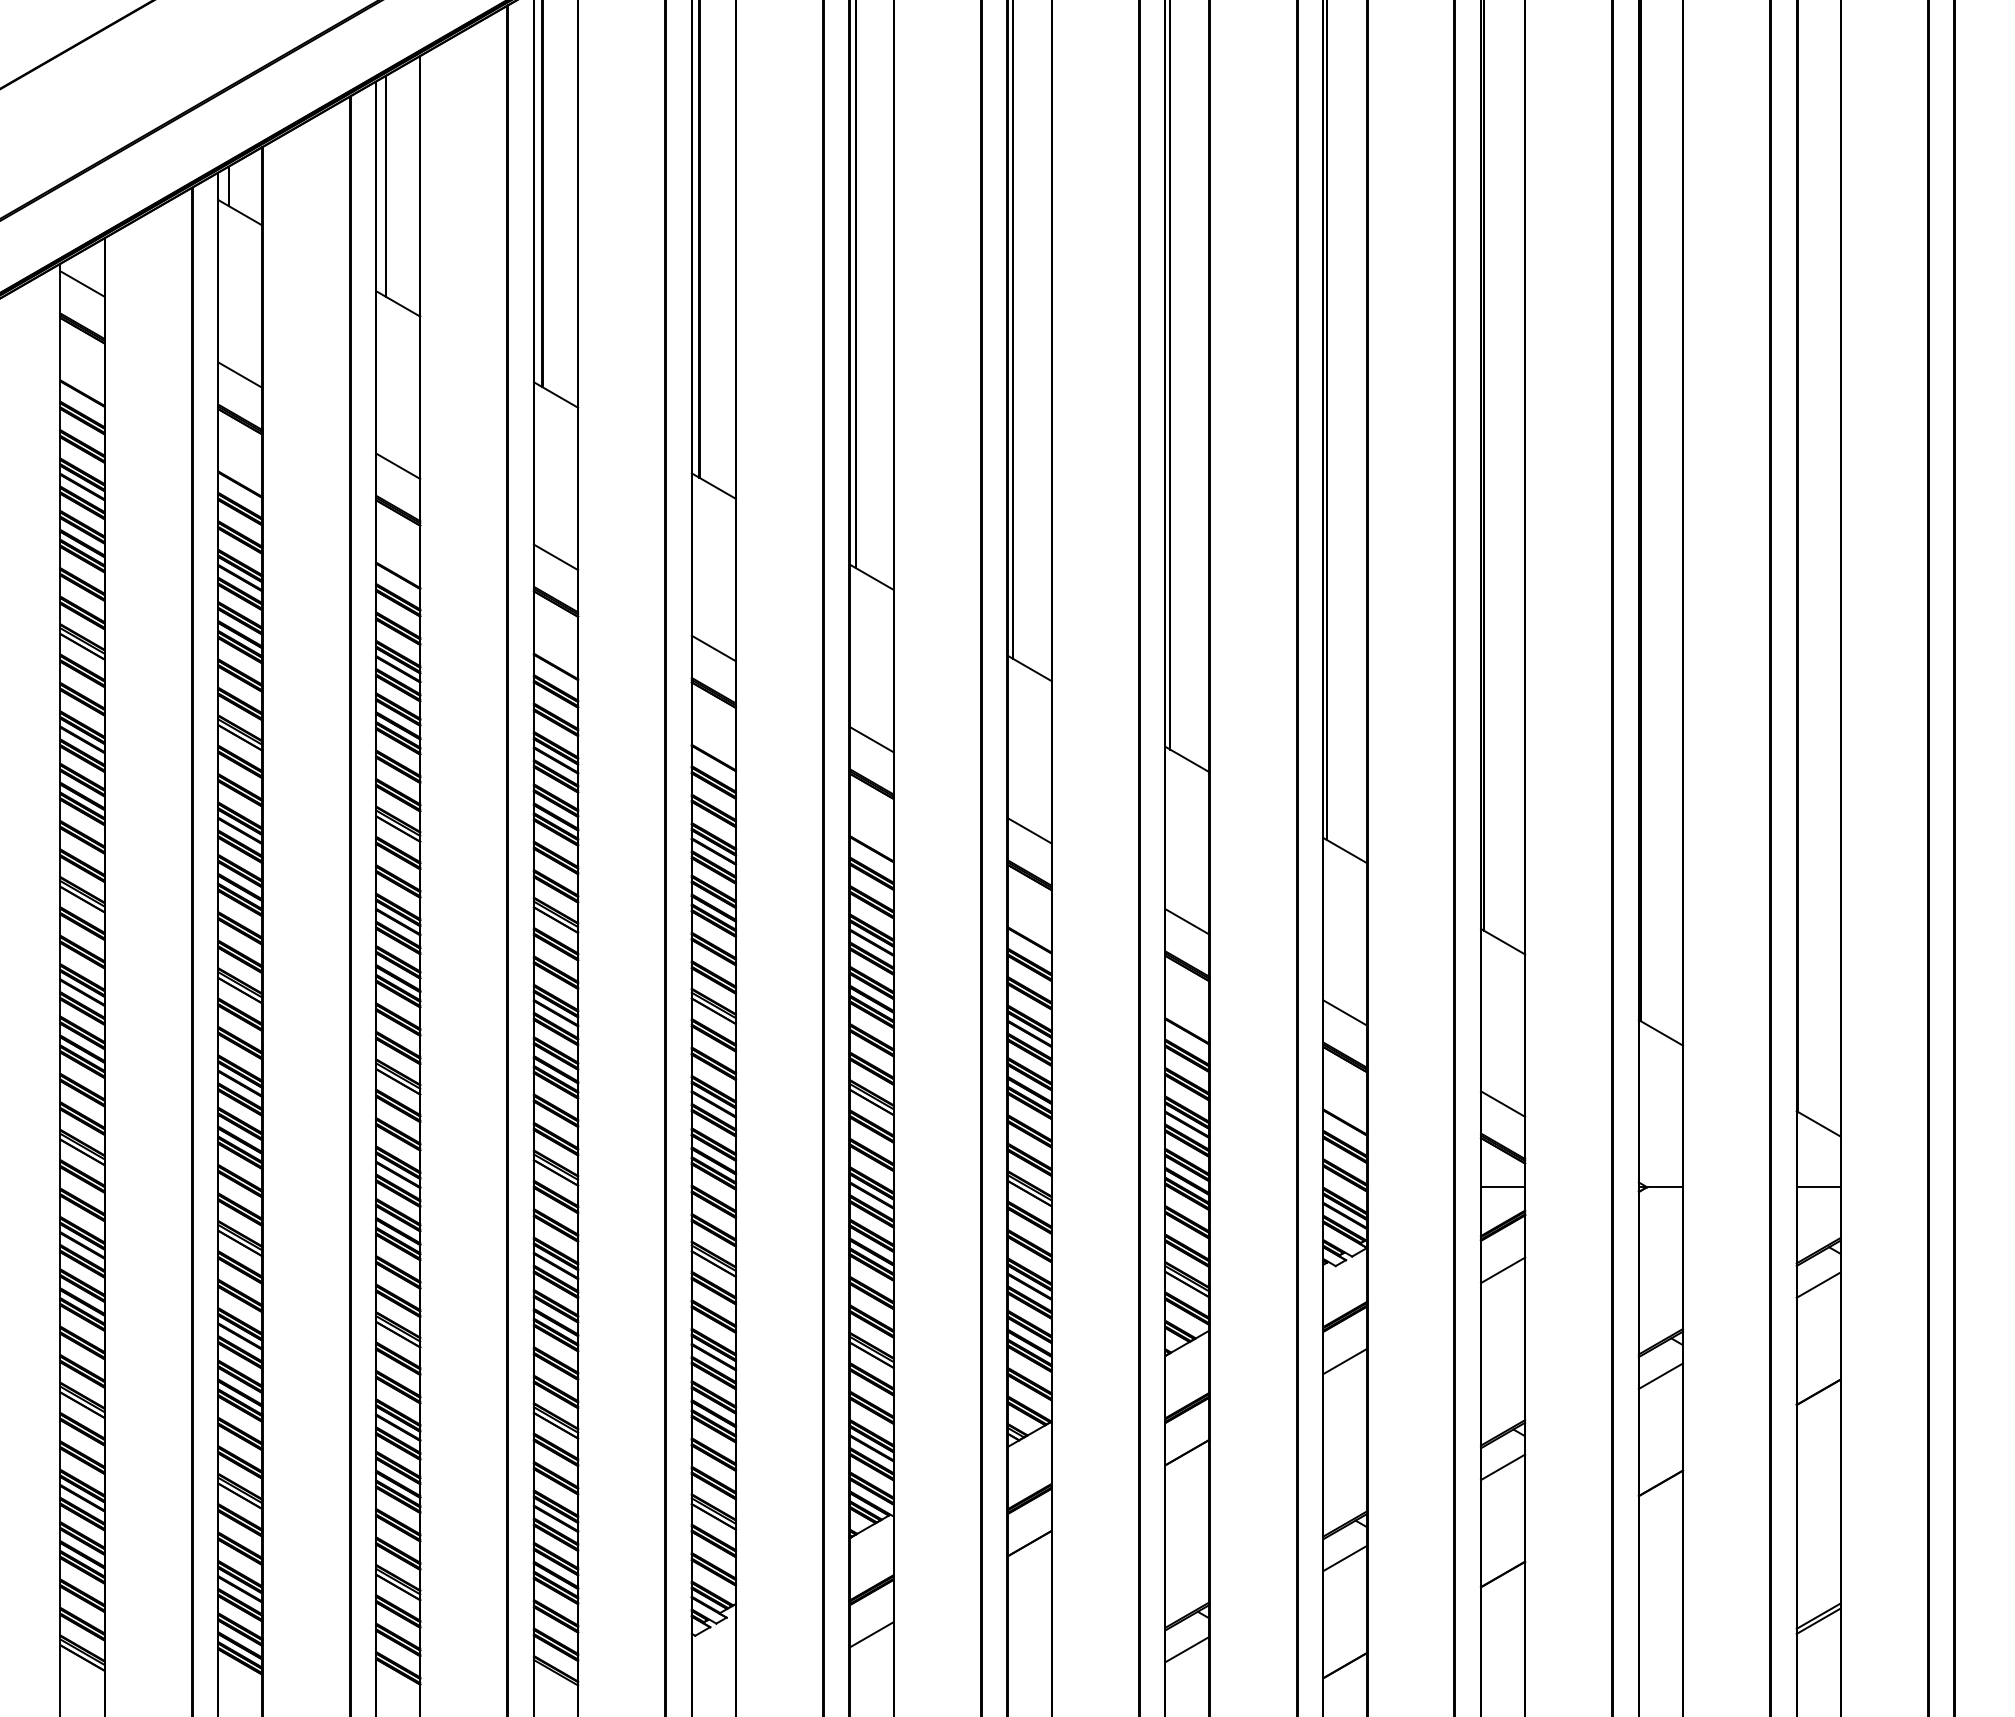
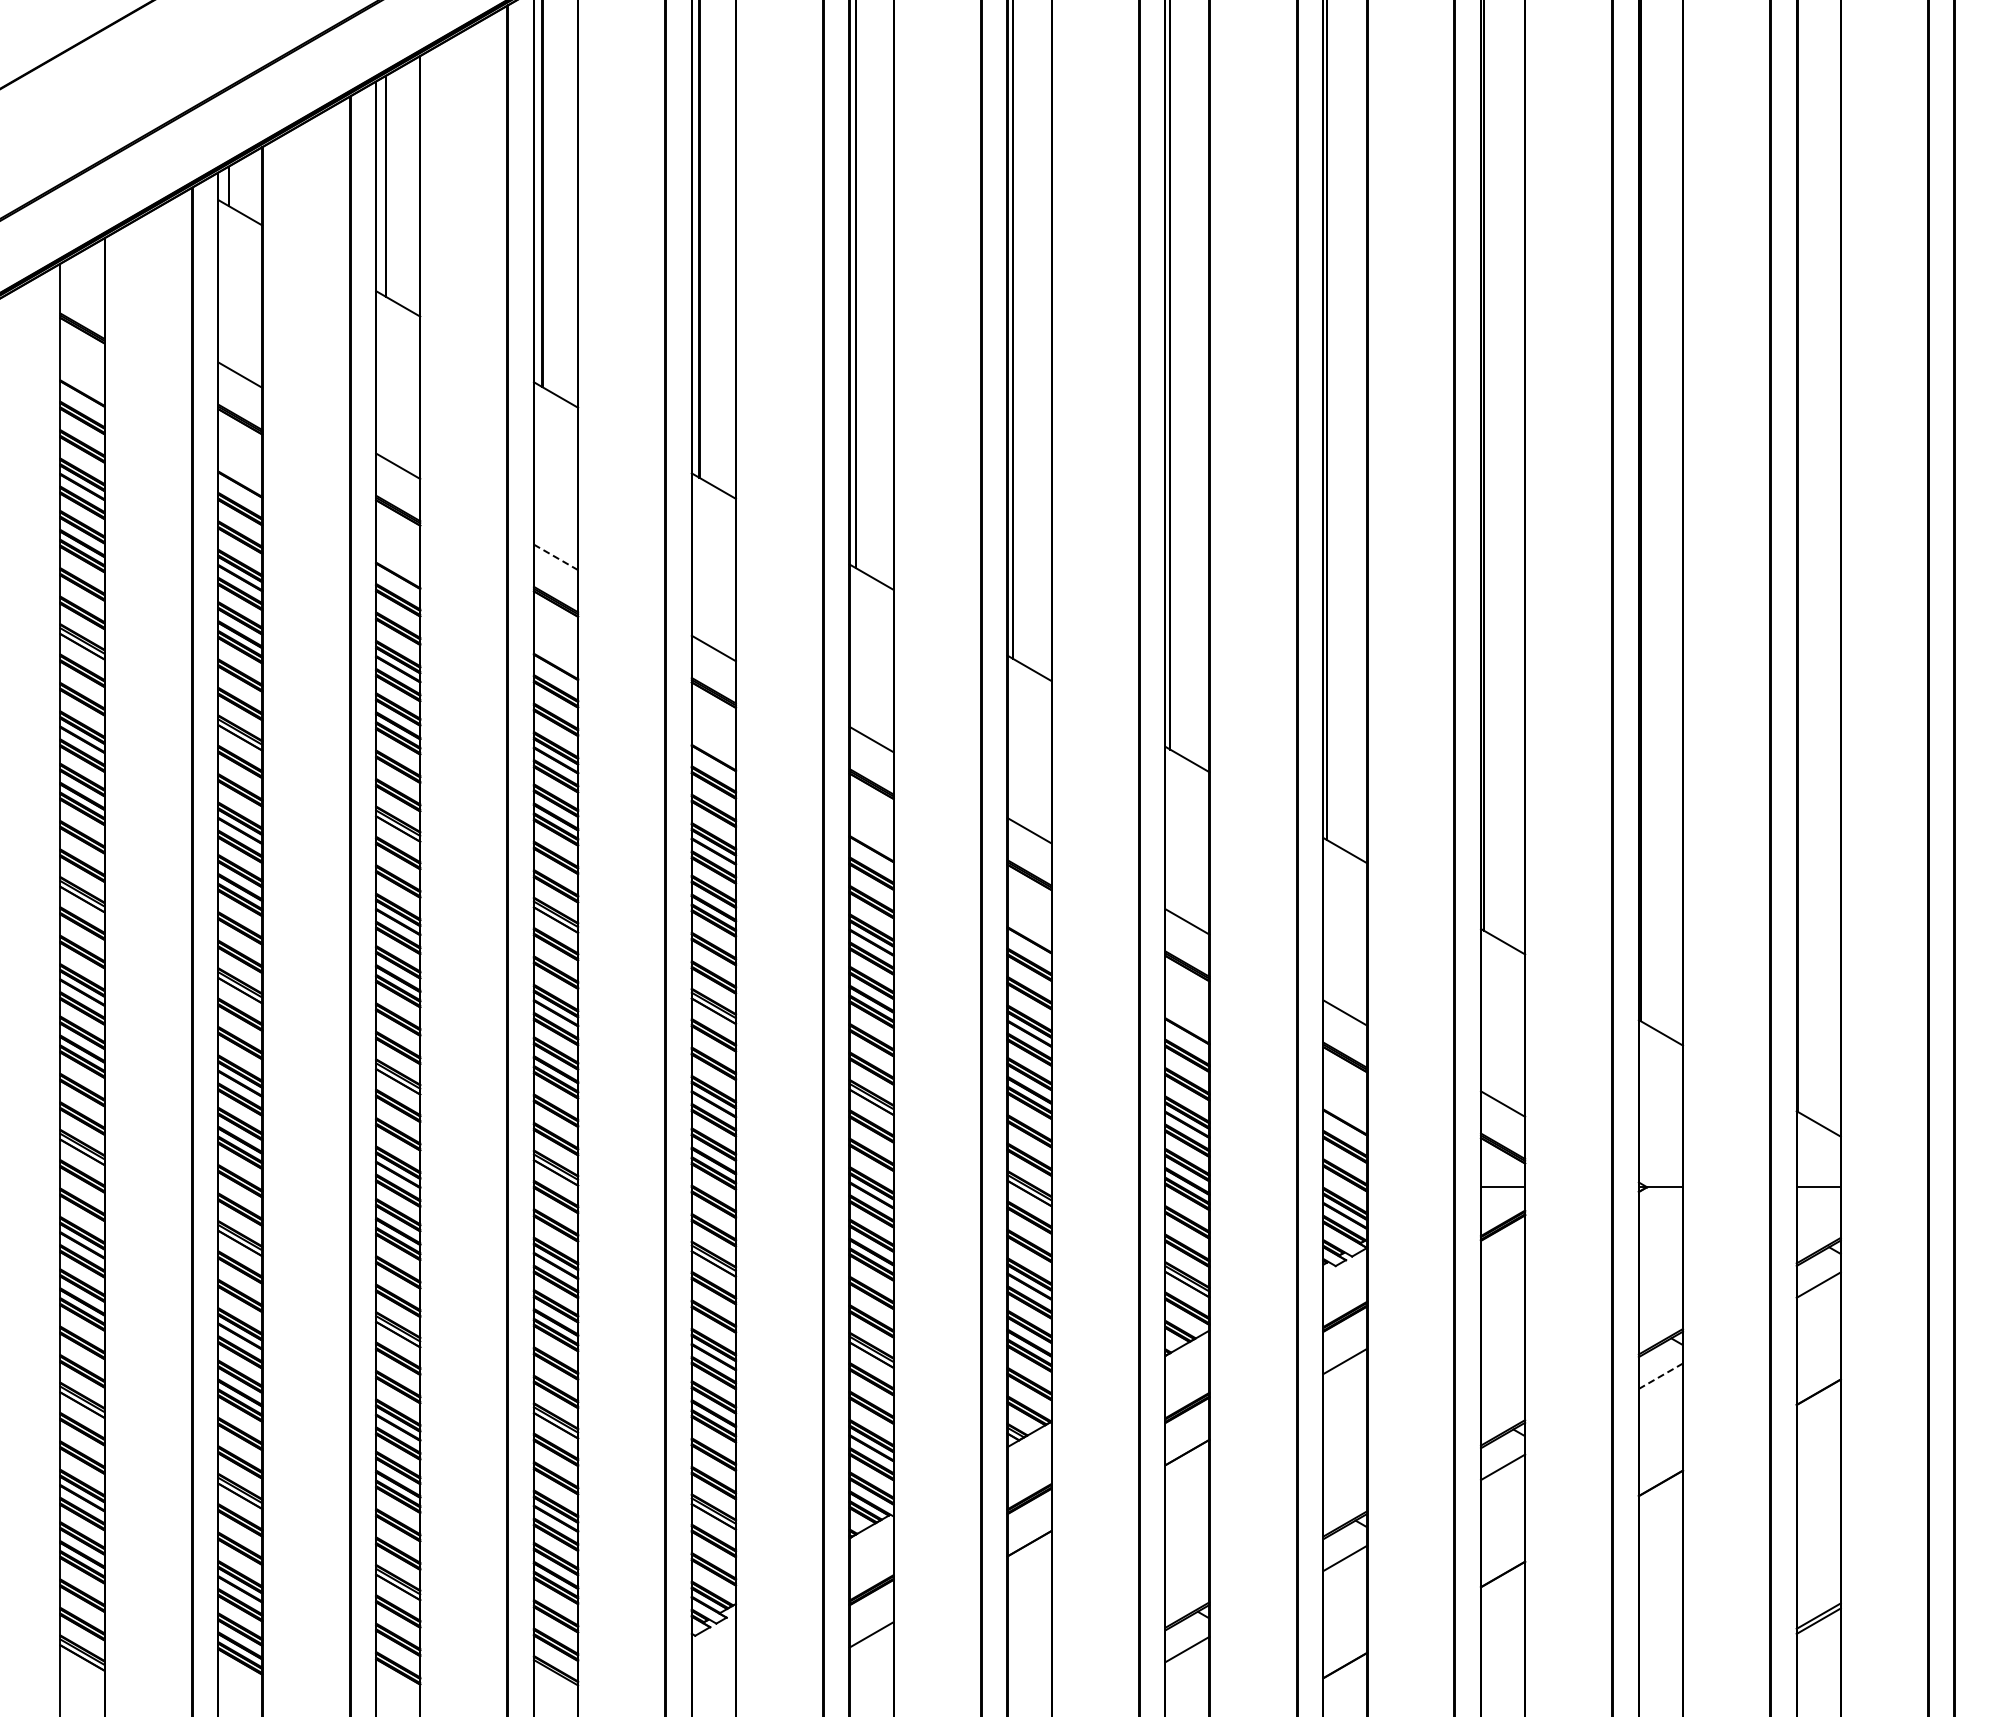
line: present -> none (82, 283)
line: solid -> dashed (556, 557)
line: present -> none (1503, 1270)
line: solid -> dashed (1661, 1375)
